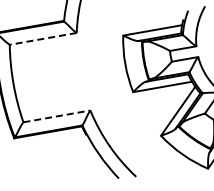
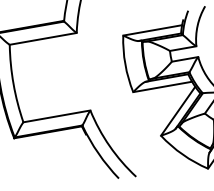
line: dashed -> solid (43, 38)
line: dashed -> solid (56, 116)
